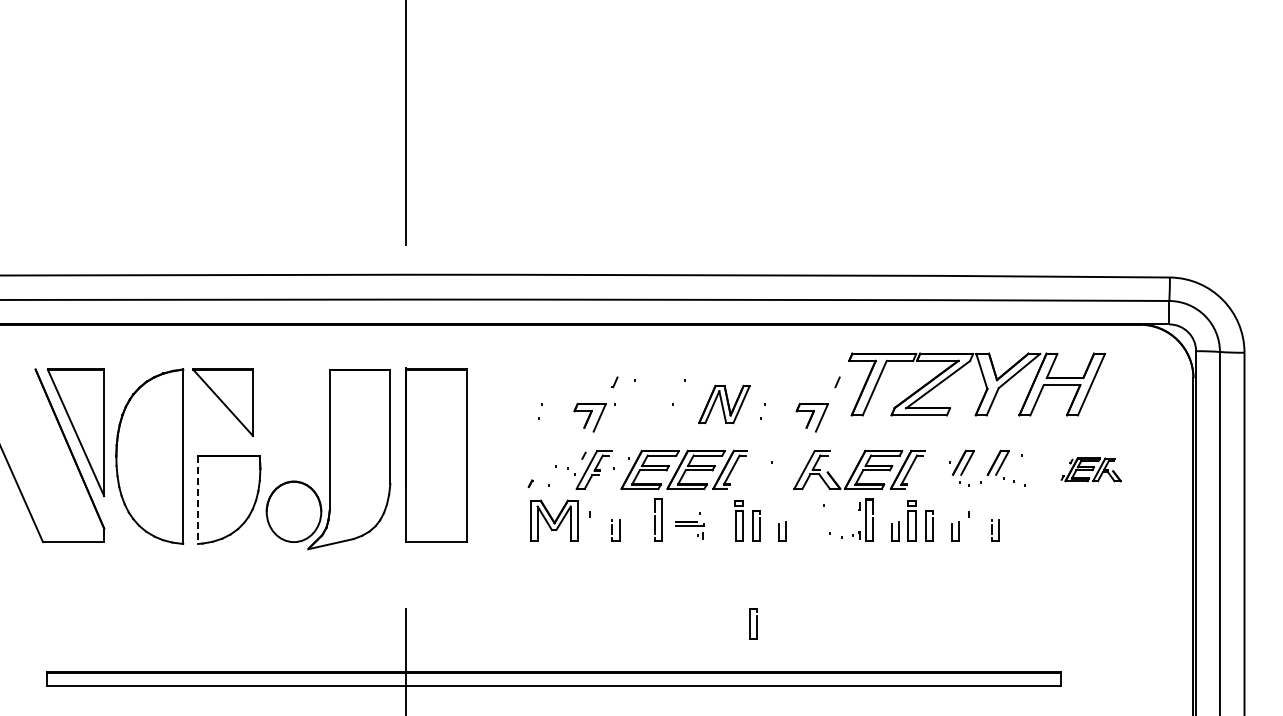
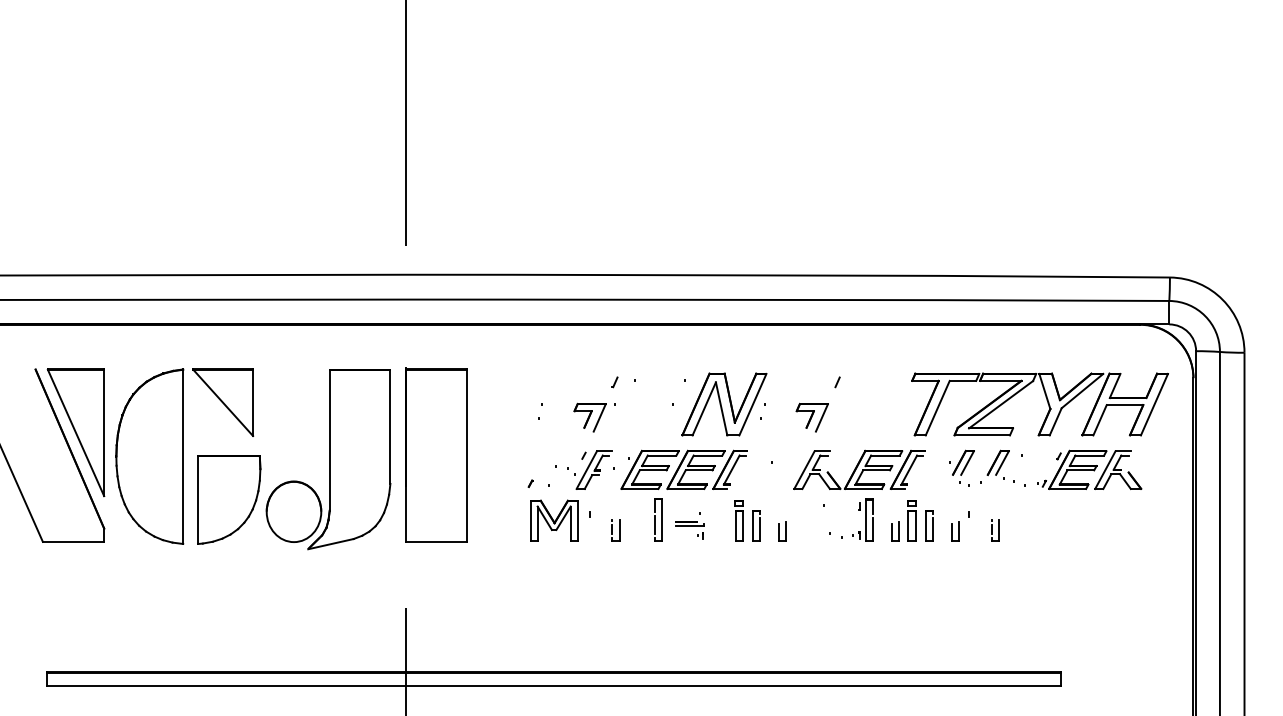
part position: (983, 380) -> (1046, 400) (1046, 400)
part size: 53x41 px -> 87x65 px (724, 404)
part size: 62x26 px -> 106x41 px (1089, 469)
line: dashed -> solid (197, 500)
part: present -> none (753, 623)
